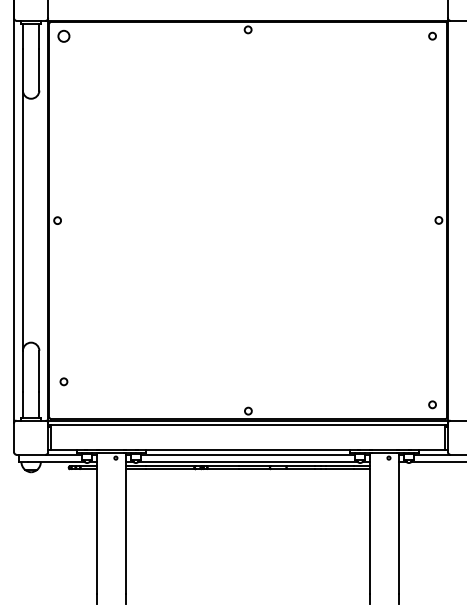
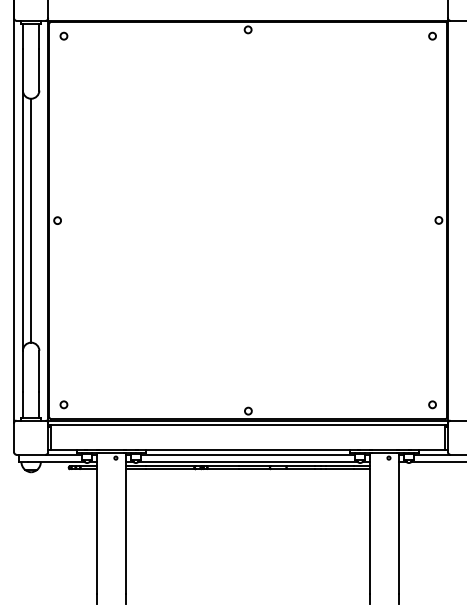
circle size: 14x13 px -> 10x10 px (63, 35)
line: none -> present (31, 220)
circle position: (63, 381) -> (63, 404) (63, 404)
